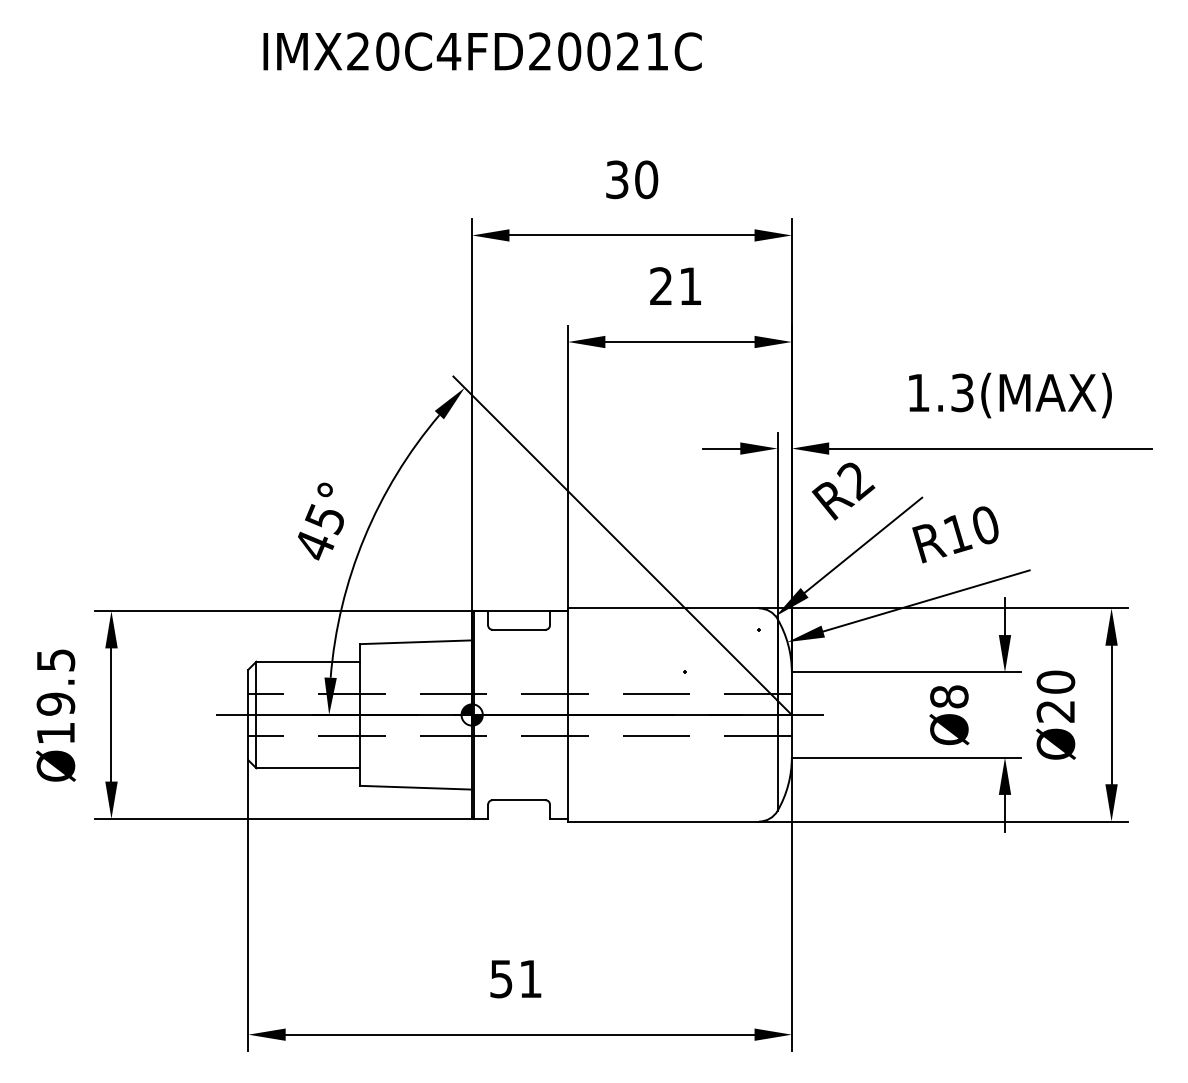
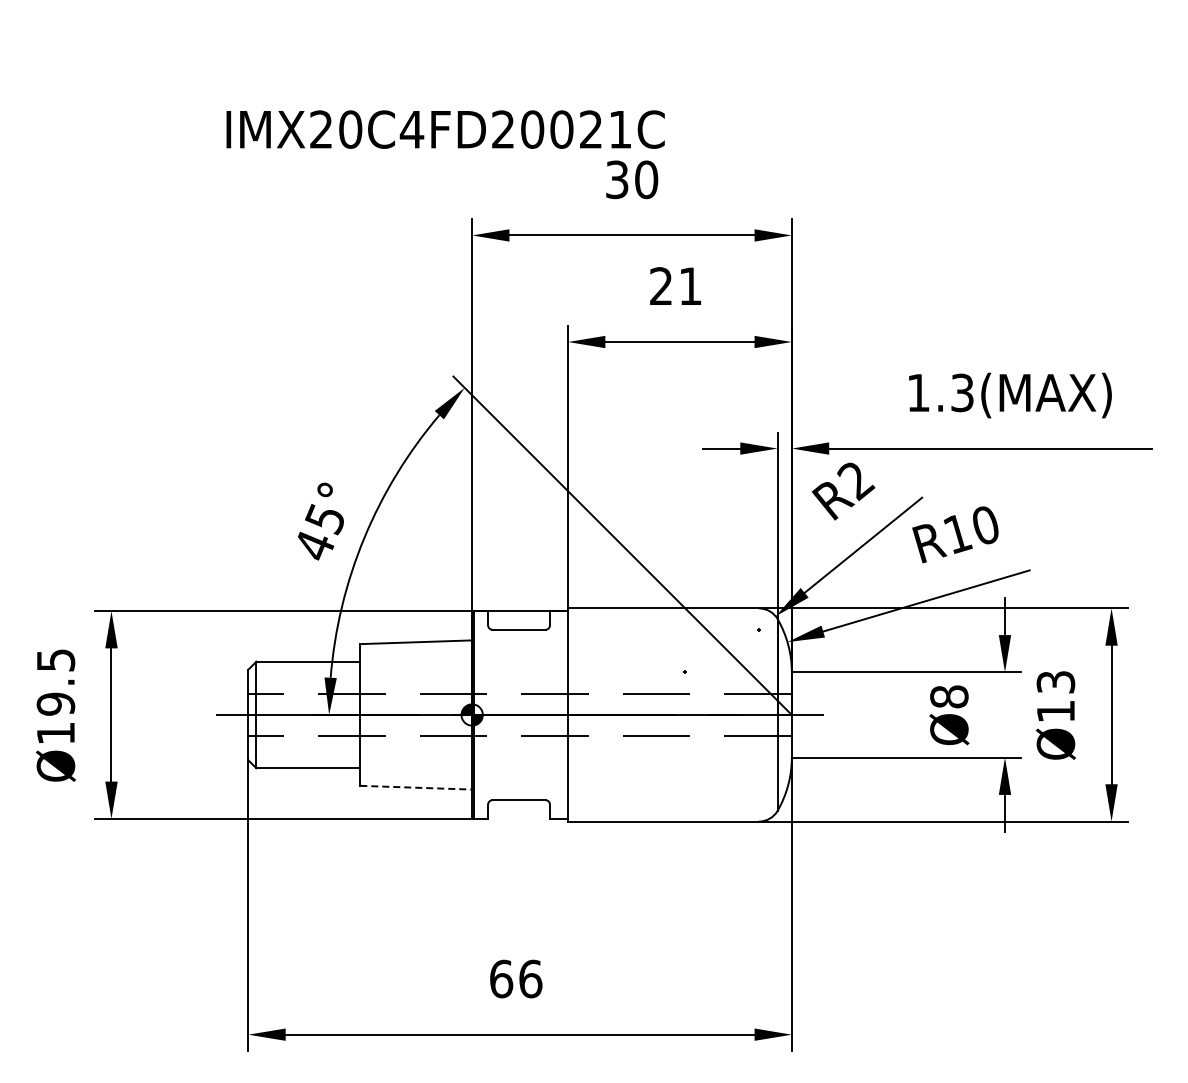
text position: (482, 51) -> (445, 129) (445, 129)
text: Ø20 -> Ø13 (1055, 696)
line: solid -> dashed (416, 787)
text: 51 -> 66 (516, 978)
